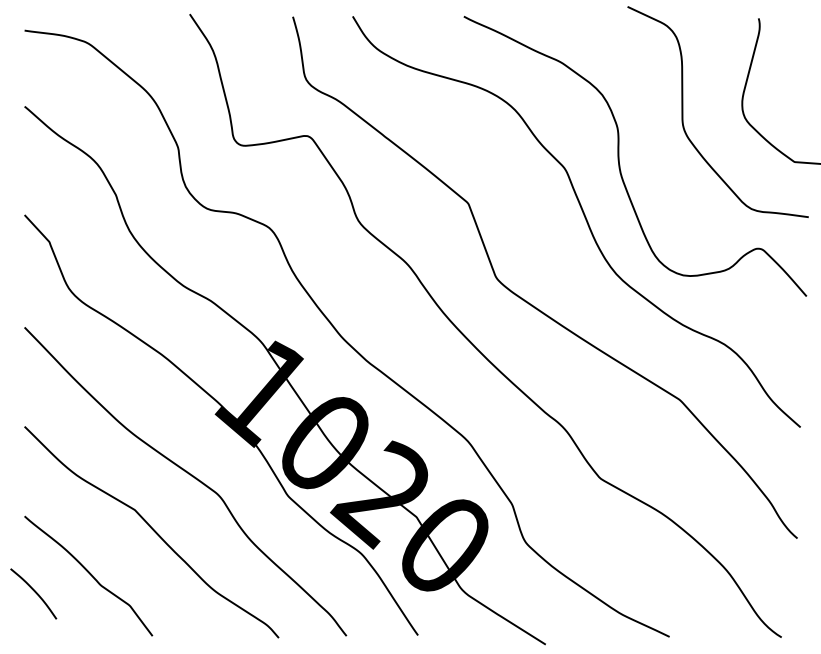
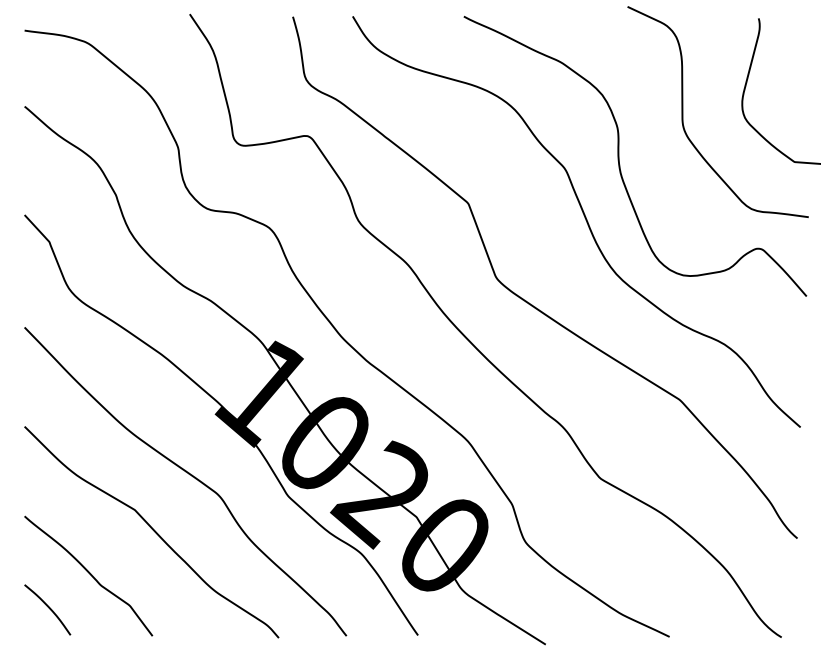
curve position: (34, 592) -> (48, 608) (48, 608)
